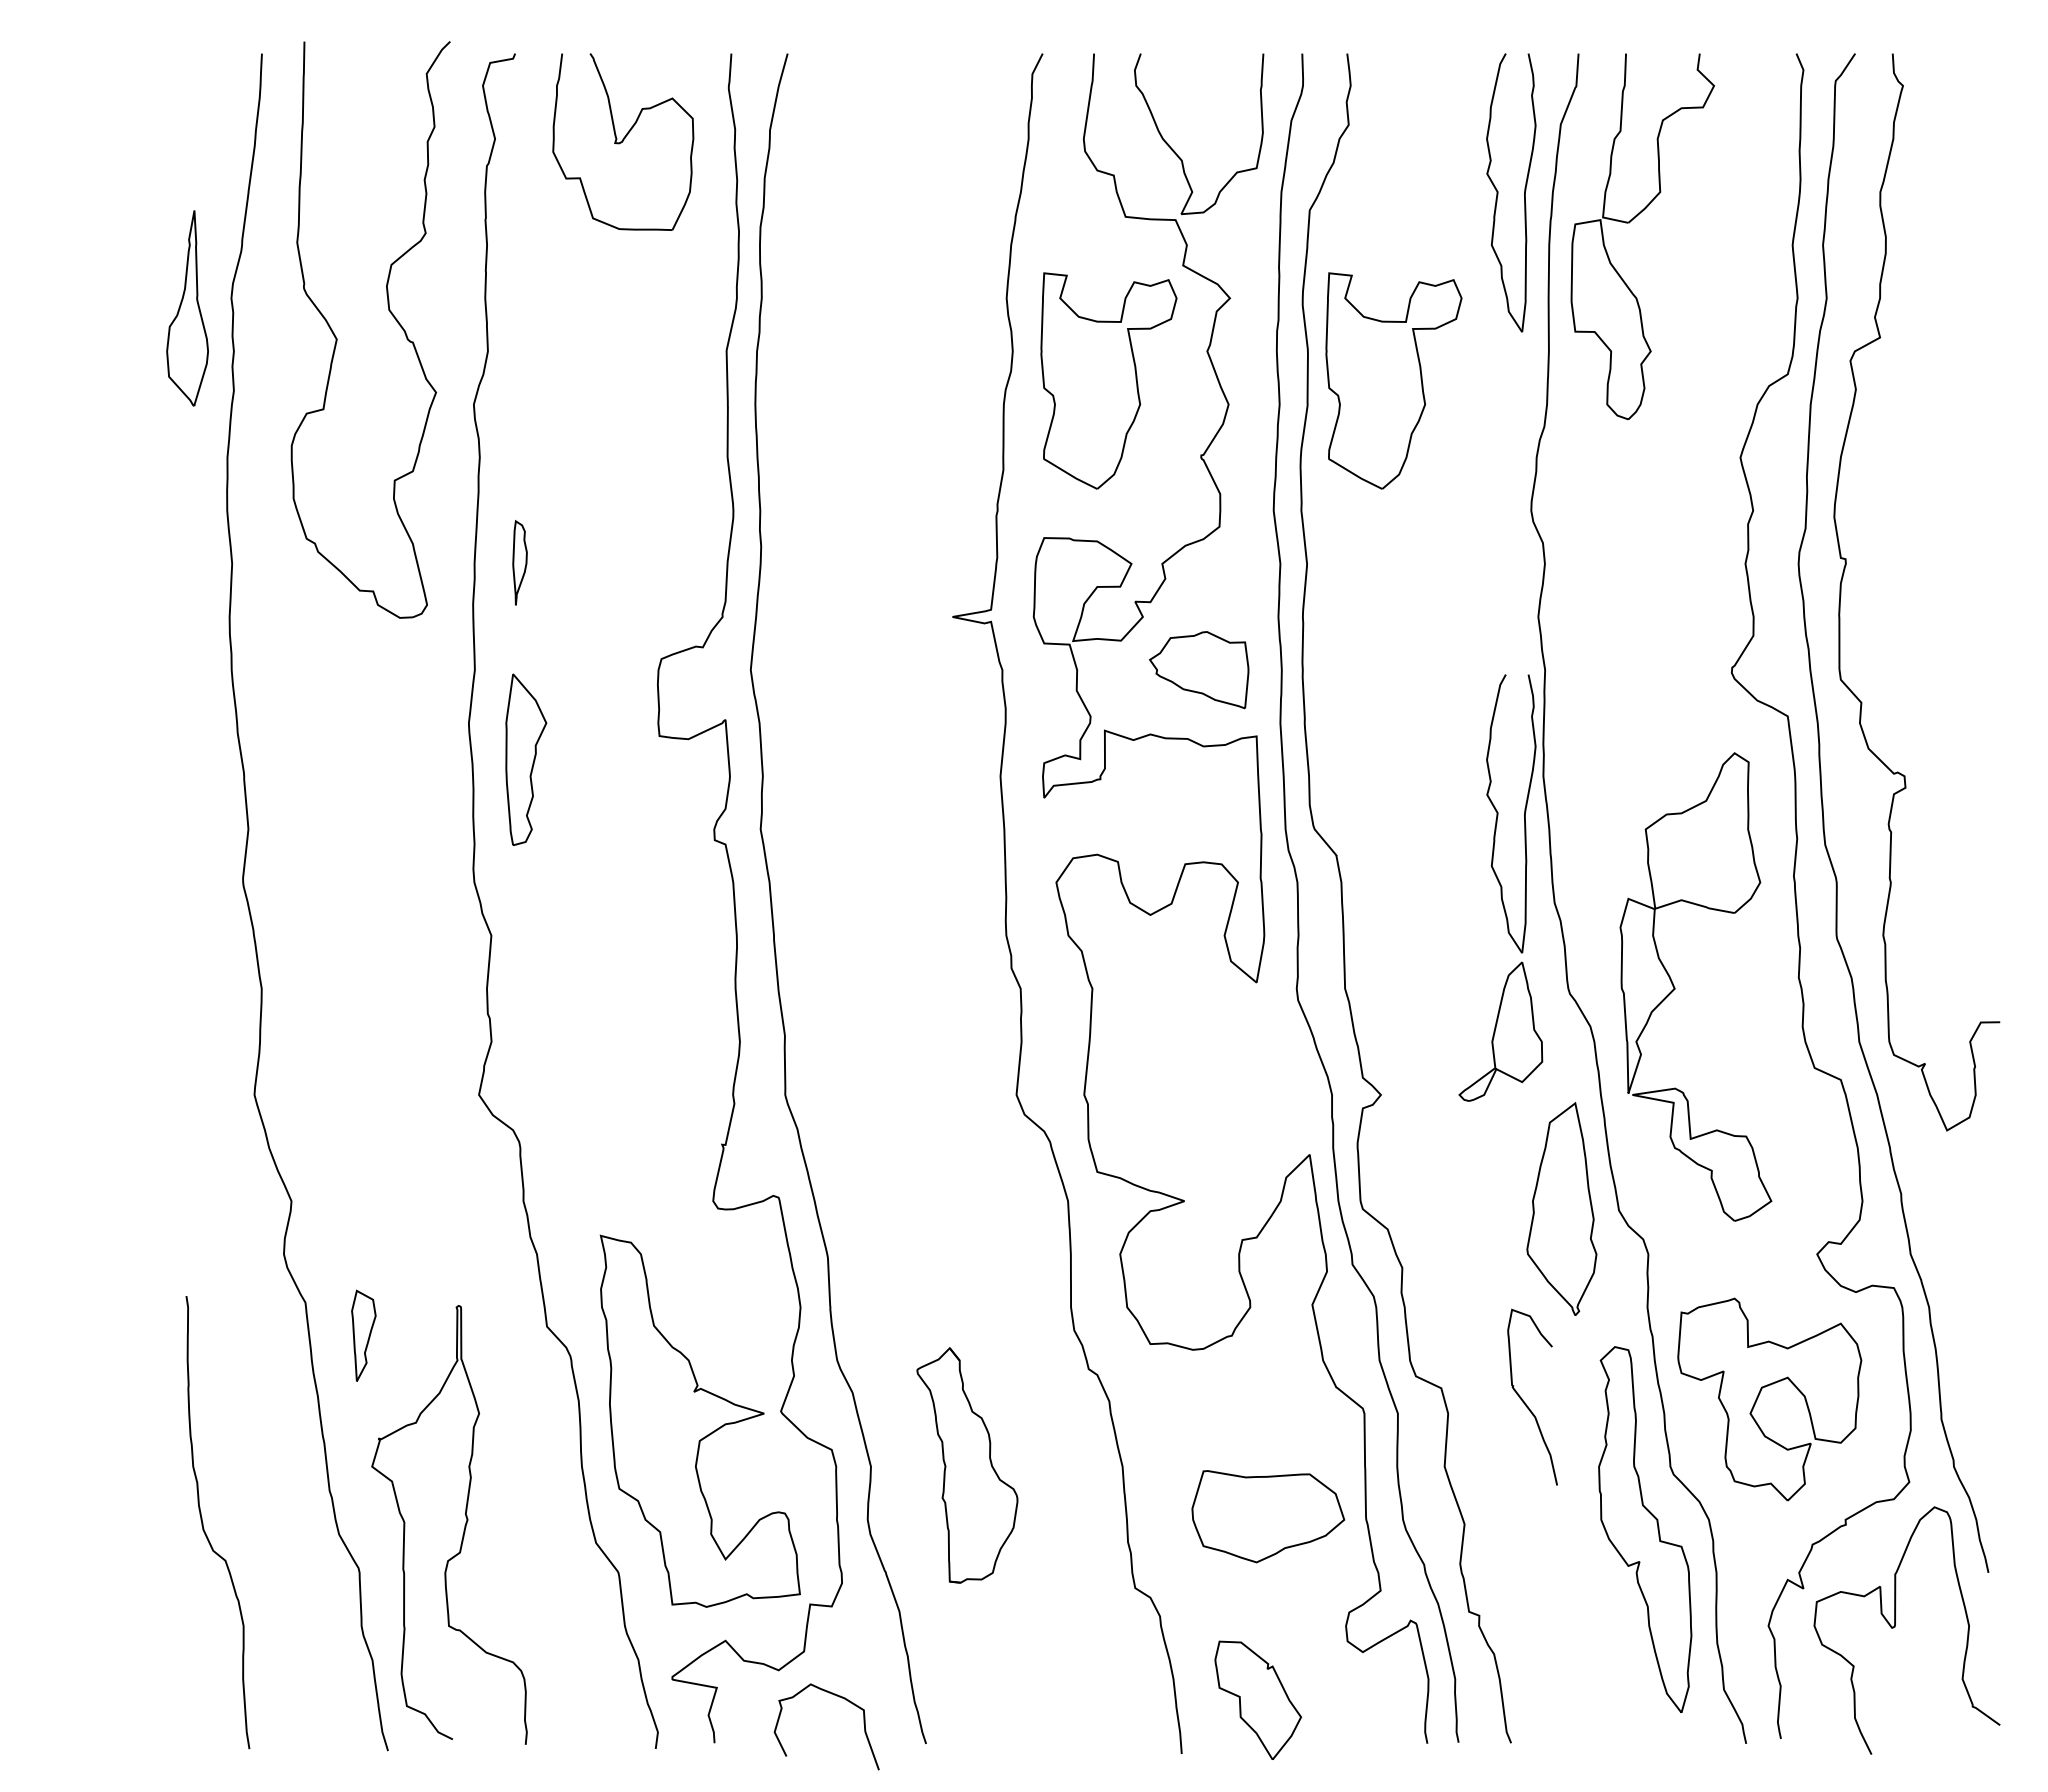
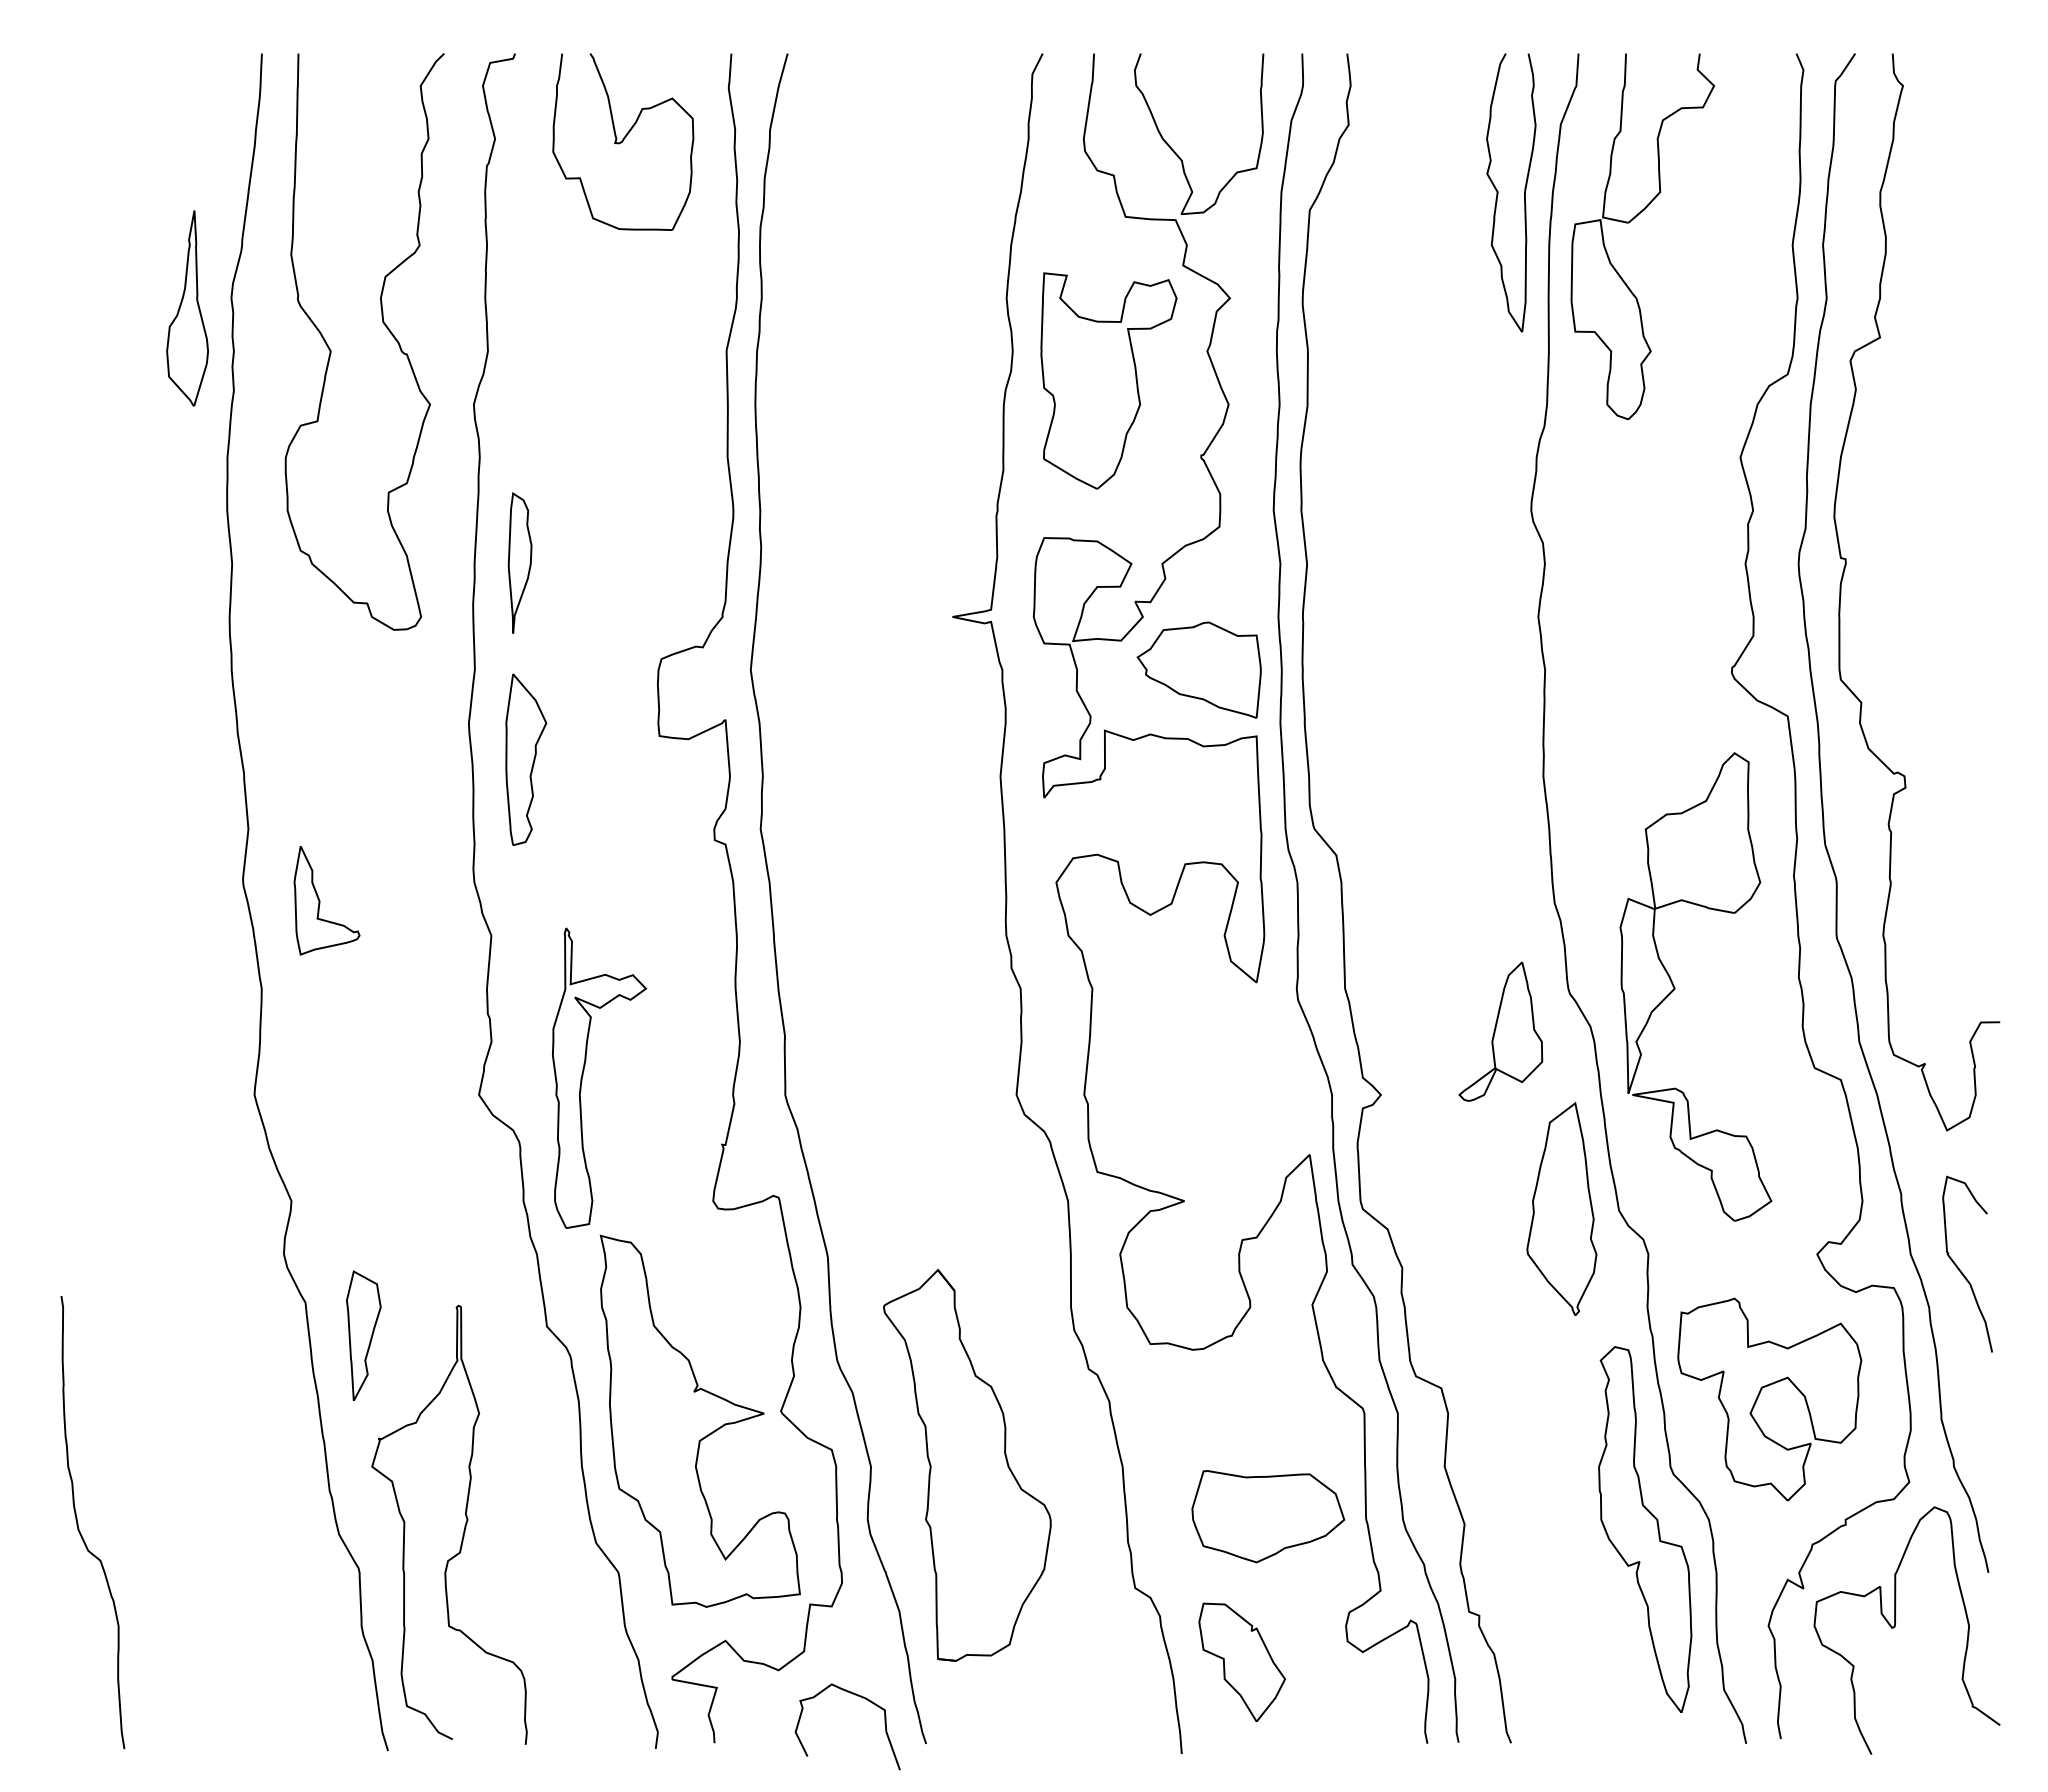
part position: (389, 312) -> (383, 324) (383, 324)
part: present -> none (1393, 380)
part size: 16x86 px -> 26x142 px (519, 562)
part size: 102x79 px -> 126x98 px (1198, 669)
part: present -> none (1498, 813)
part: none -> present (326, 900)
part: none -> present (583, 1075)
part size: 26x93 px -> 36x132 px (363, 1335)
curve position: (1525, 1402) -> (1960, 1269) (1960, 1269)
part size: 103x237 px -> 169x393 px (967, 1465)
curve position: (203, 1522) -> (78, 1522) (78, 1522)
curve position: (836, 1696) -> (857, 1696) (857, 1696)
part position: (1257, 1699) -> (1241, 1661) (1241, 1661)
